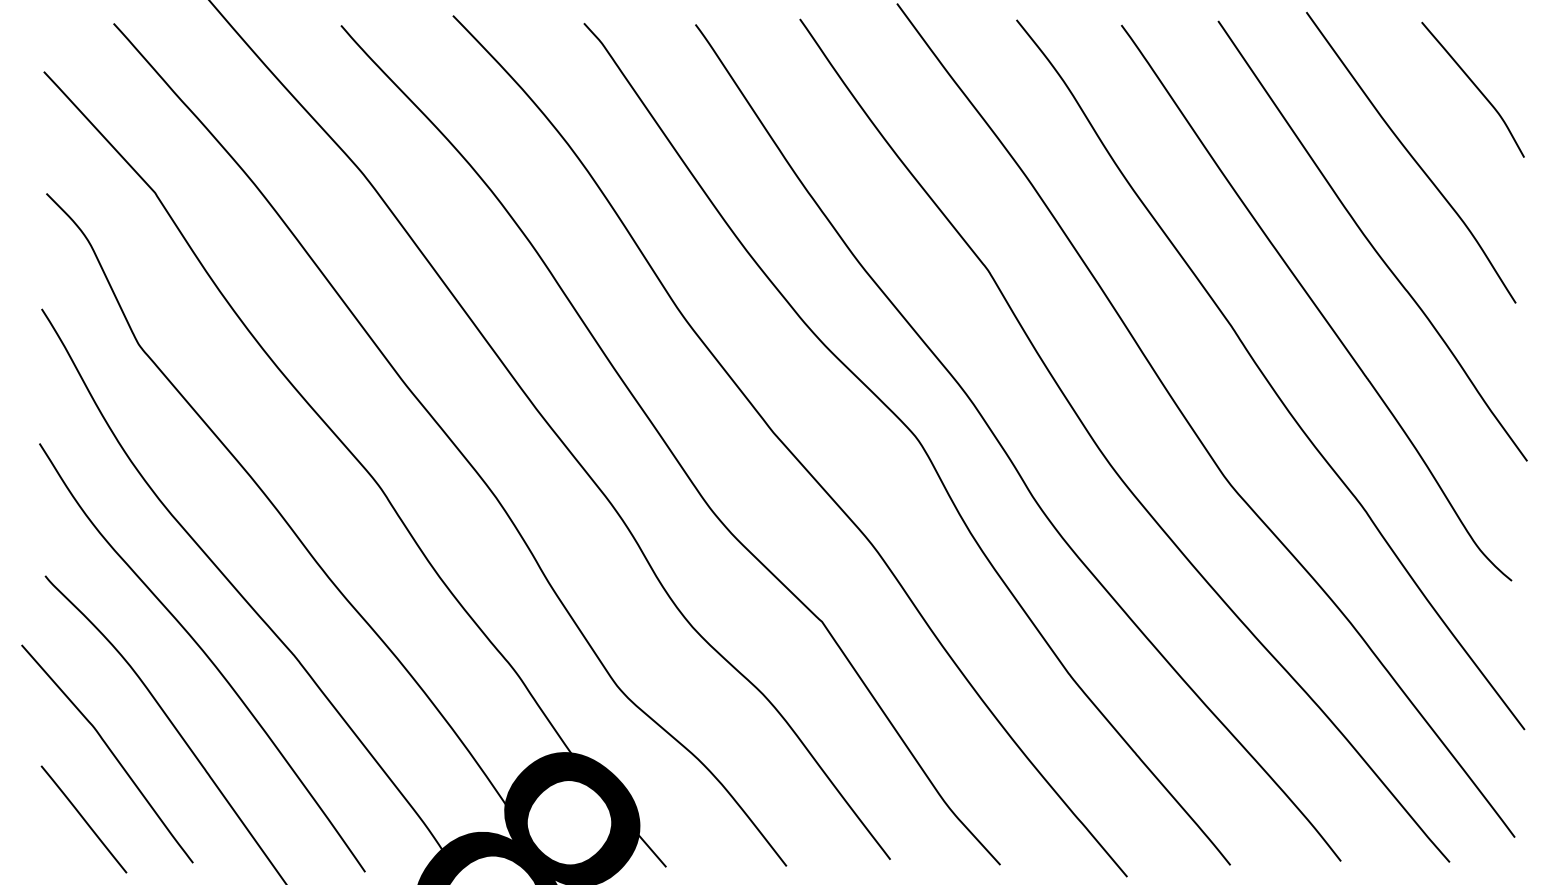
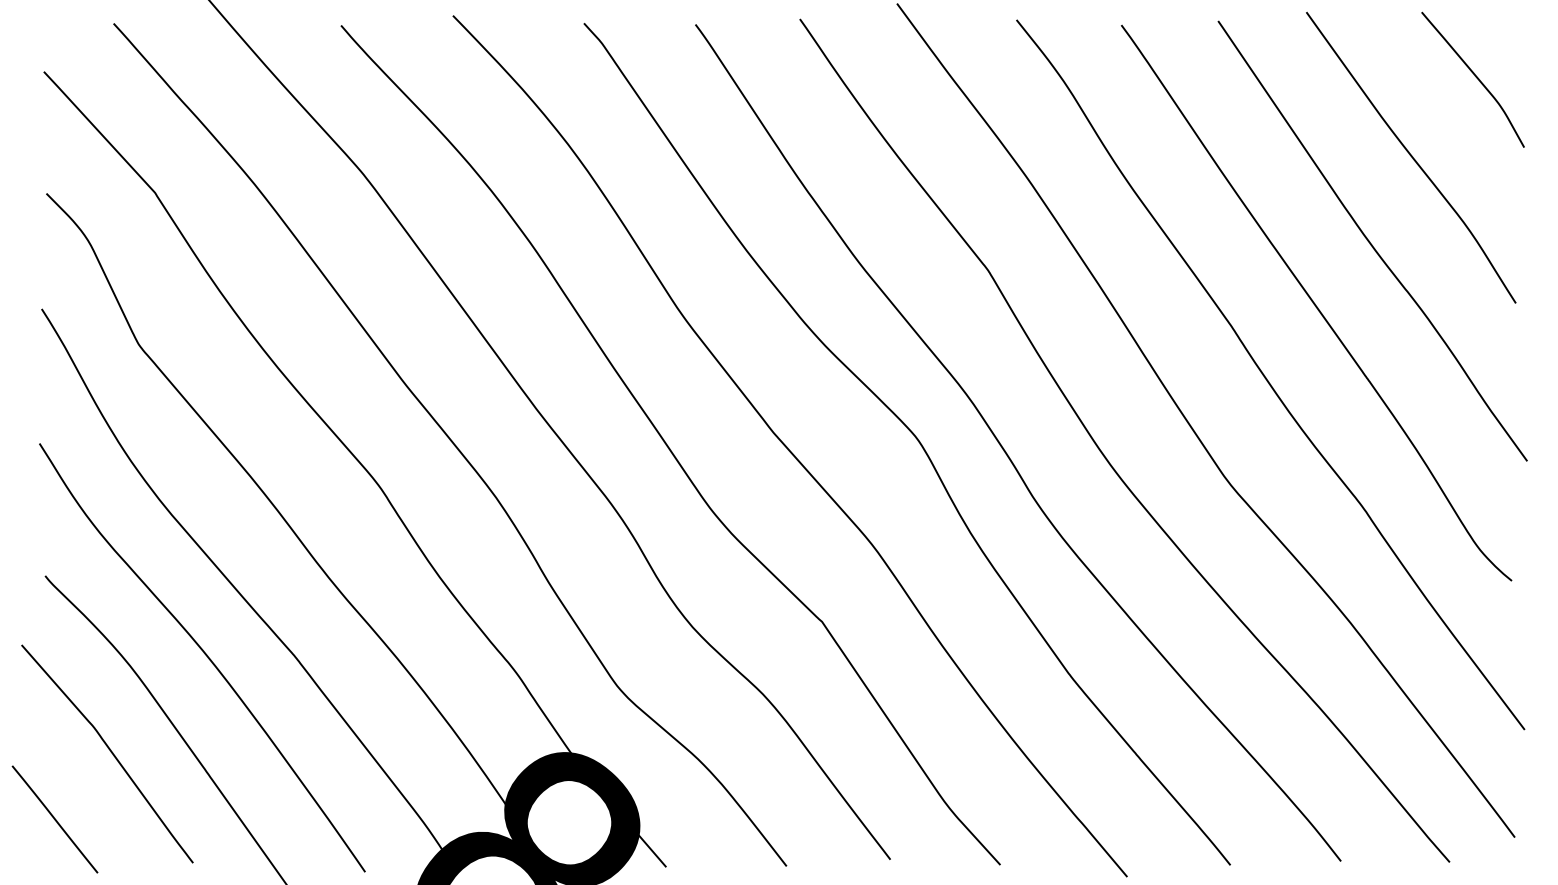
curve position: (1474, 86) -> (1474, 76) (1474, 76)
line position: (83, 819) -> (54, 819) (54, 819)
